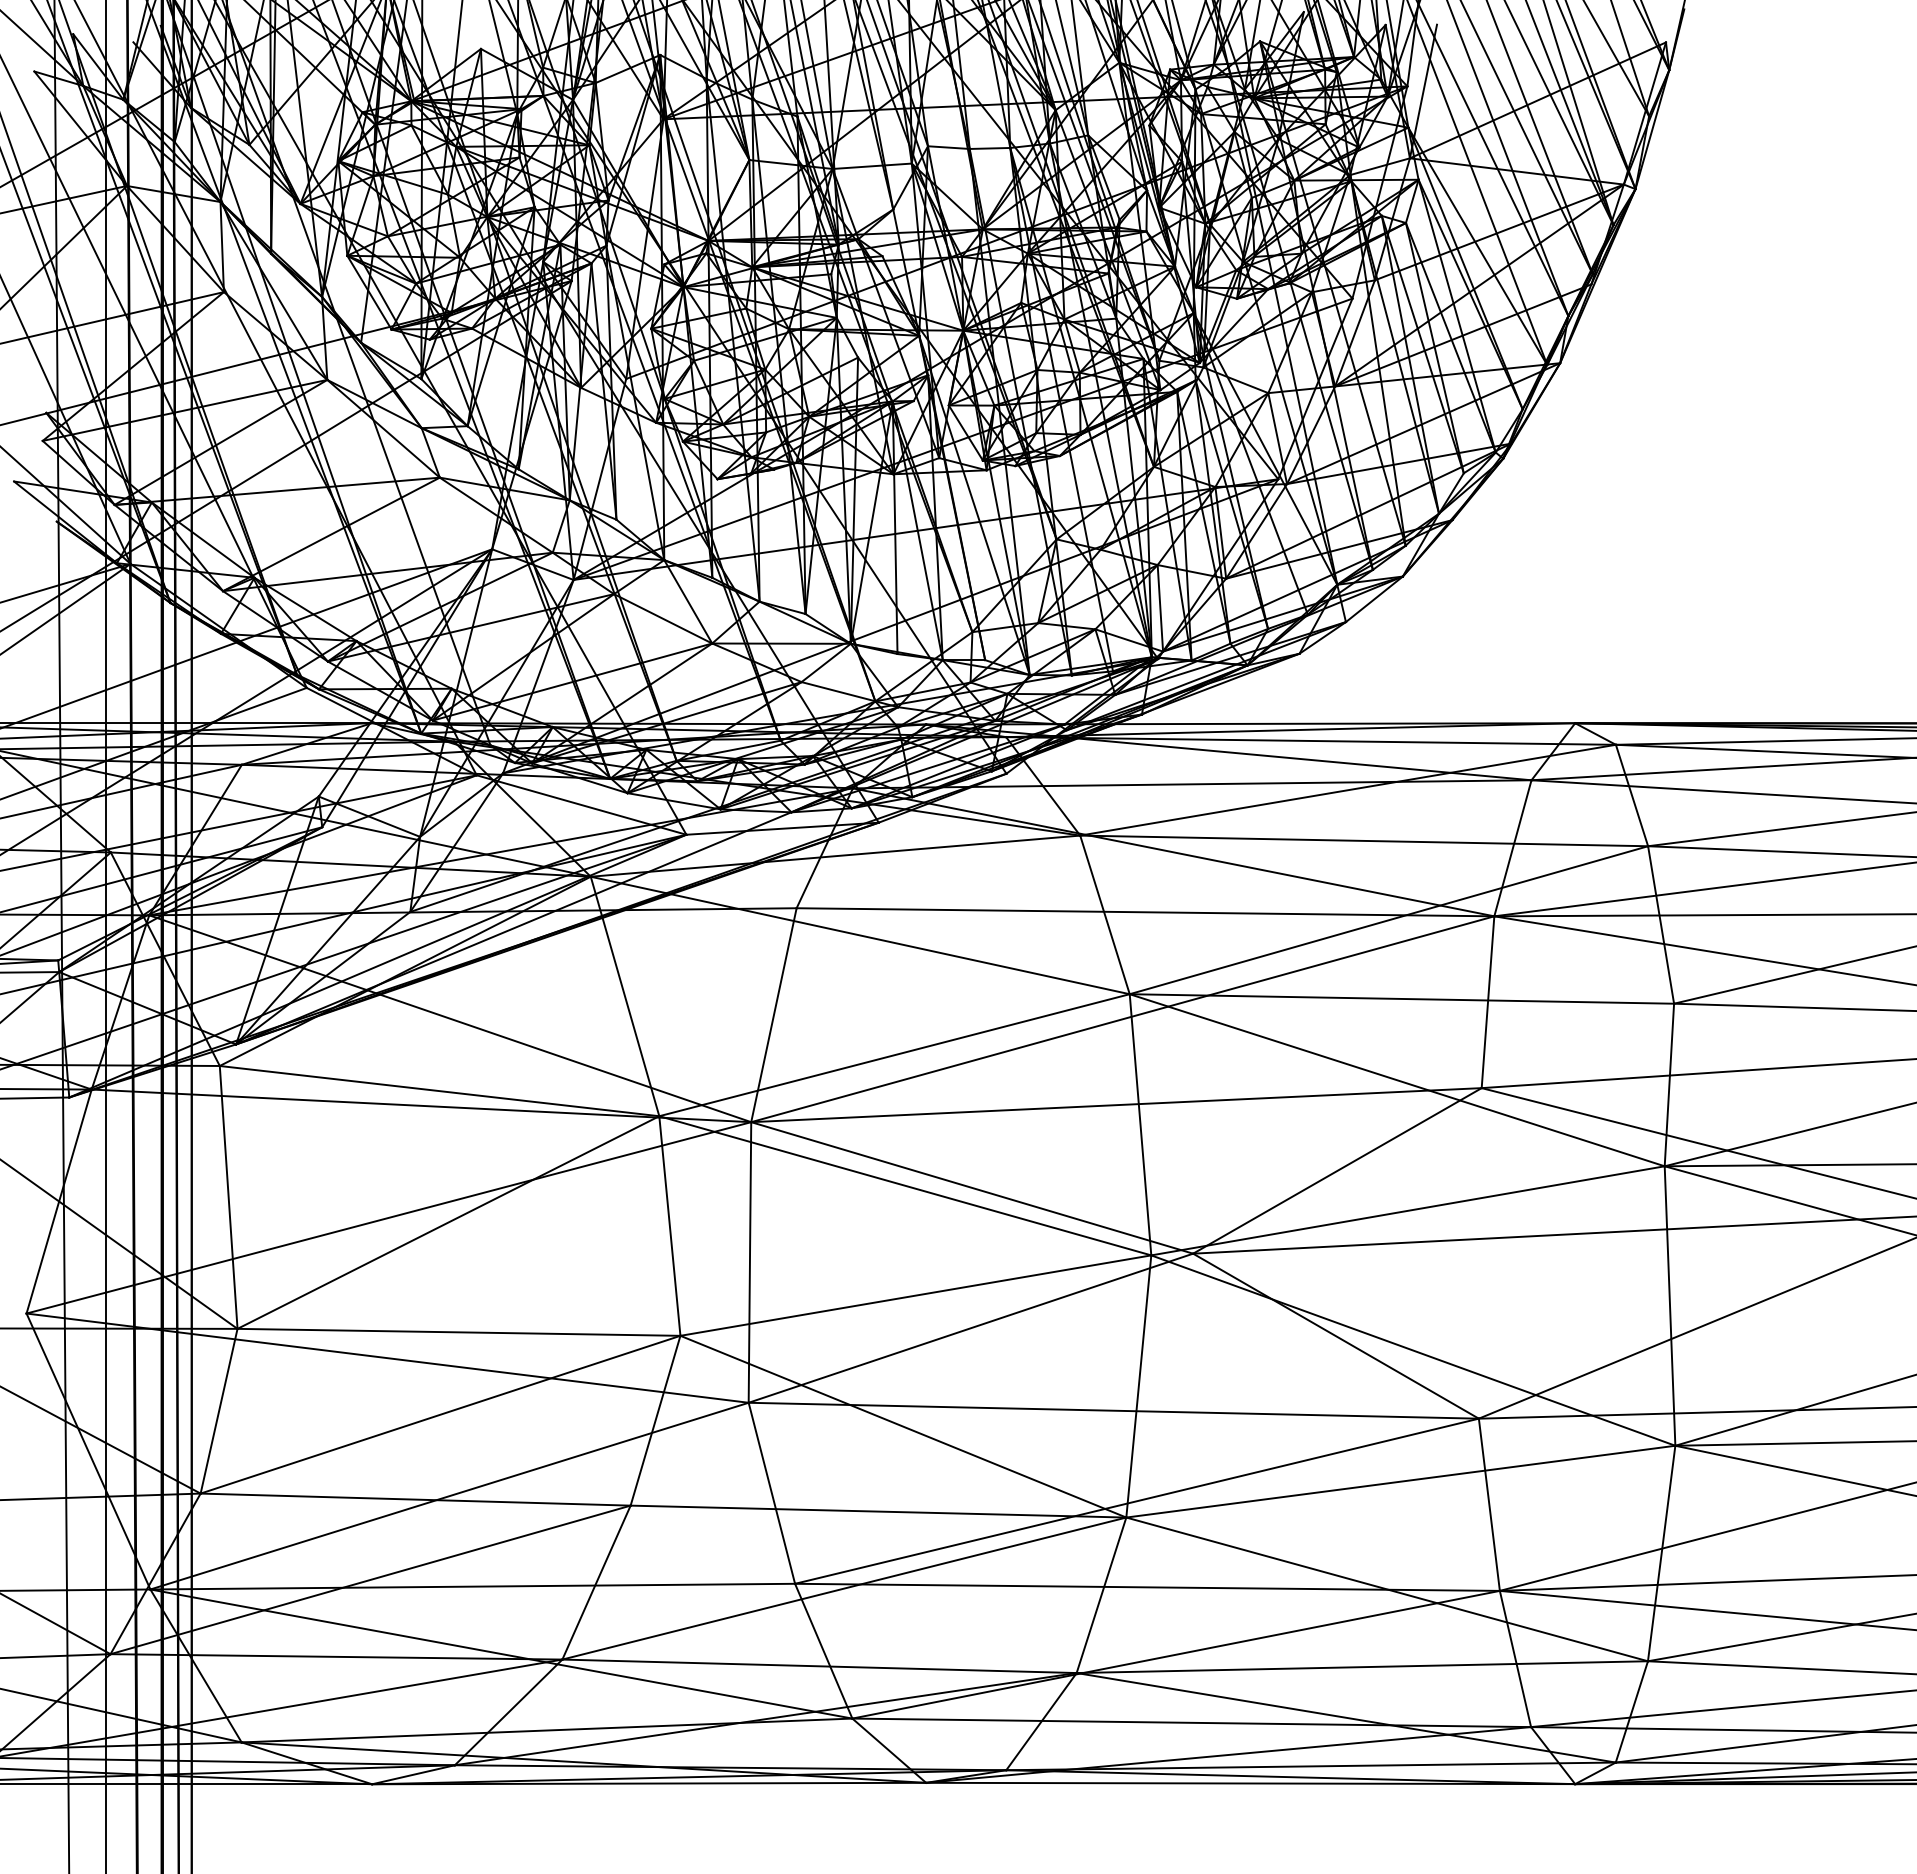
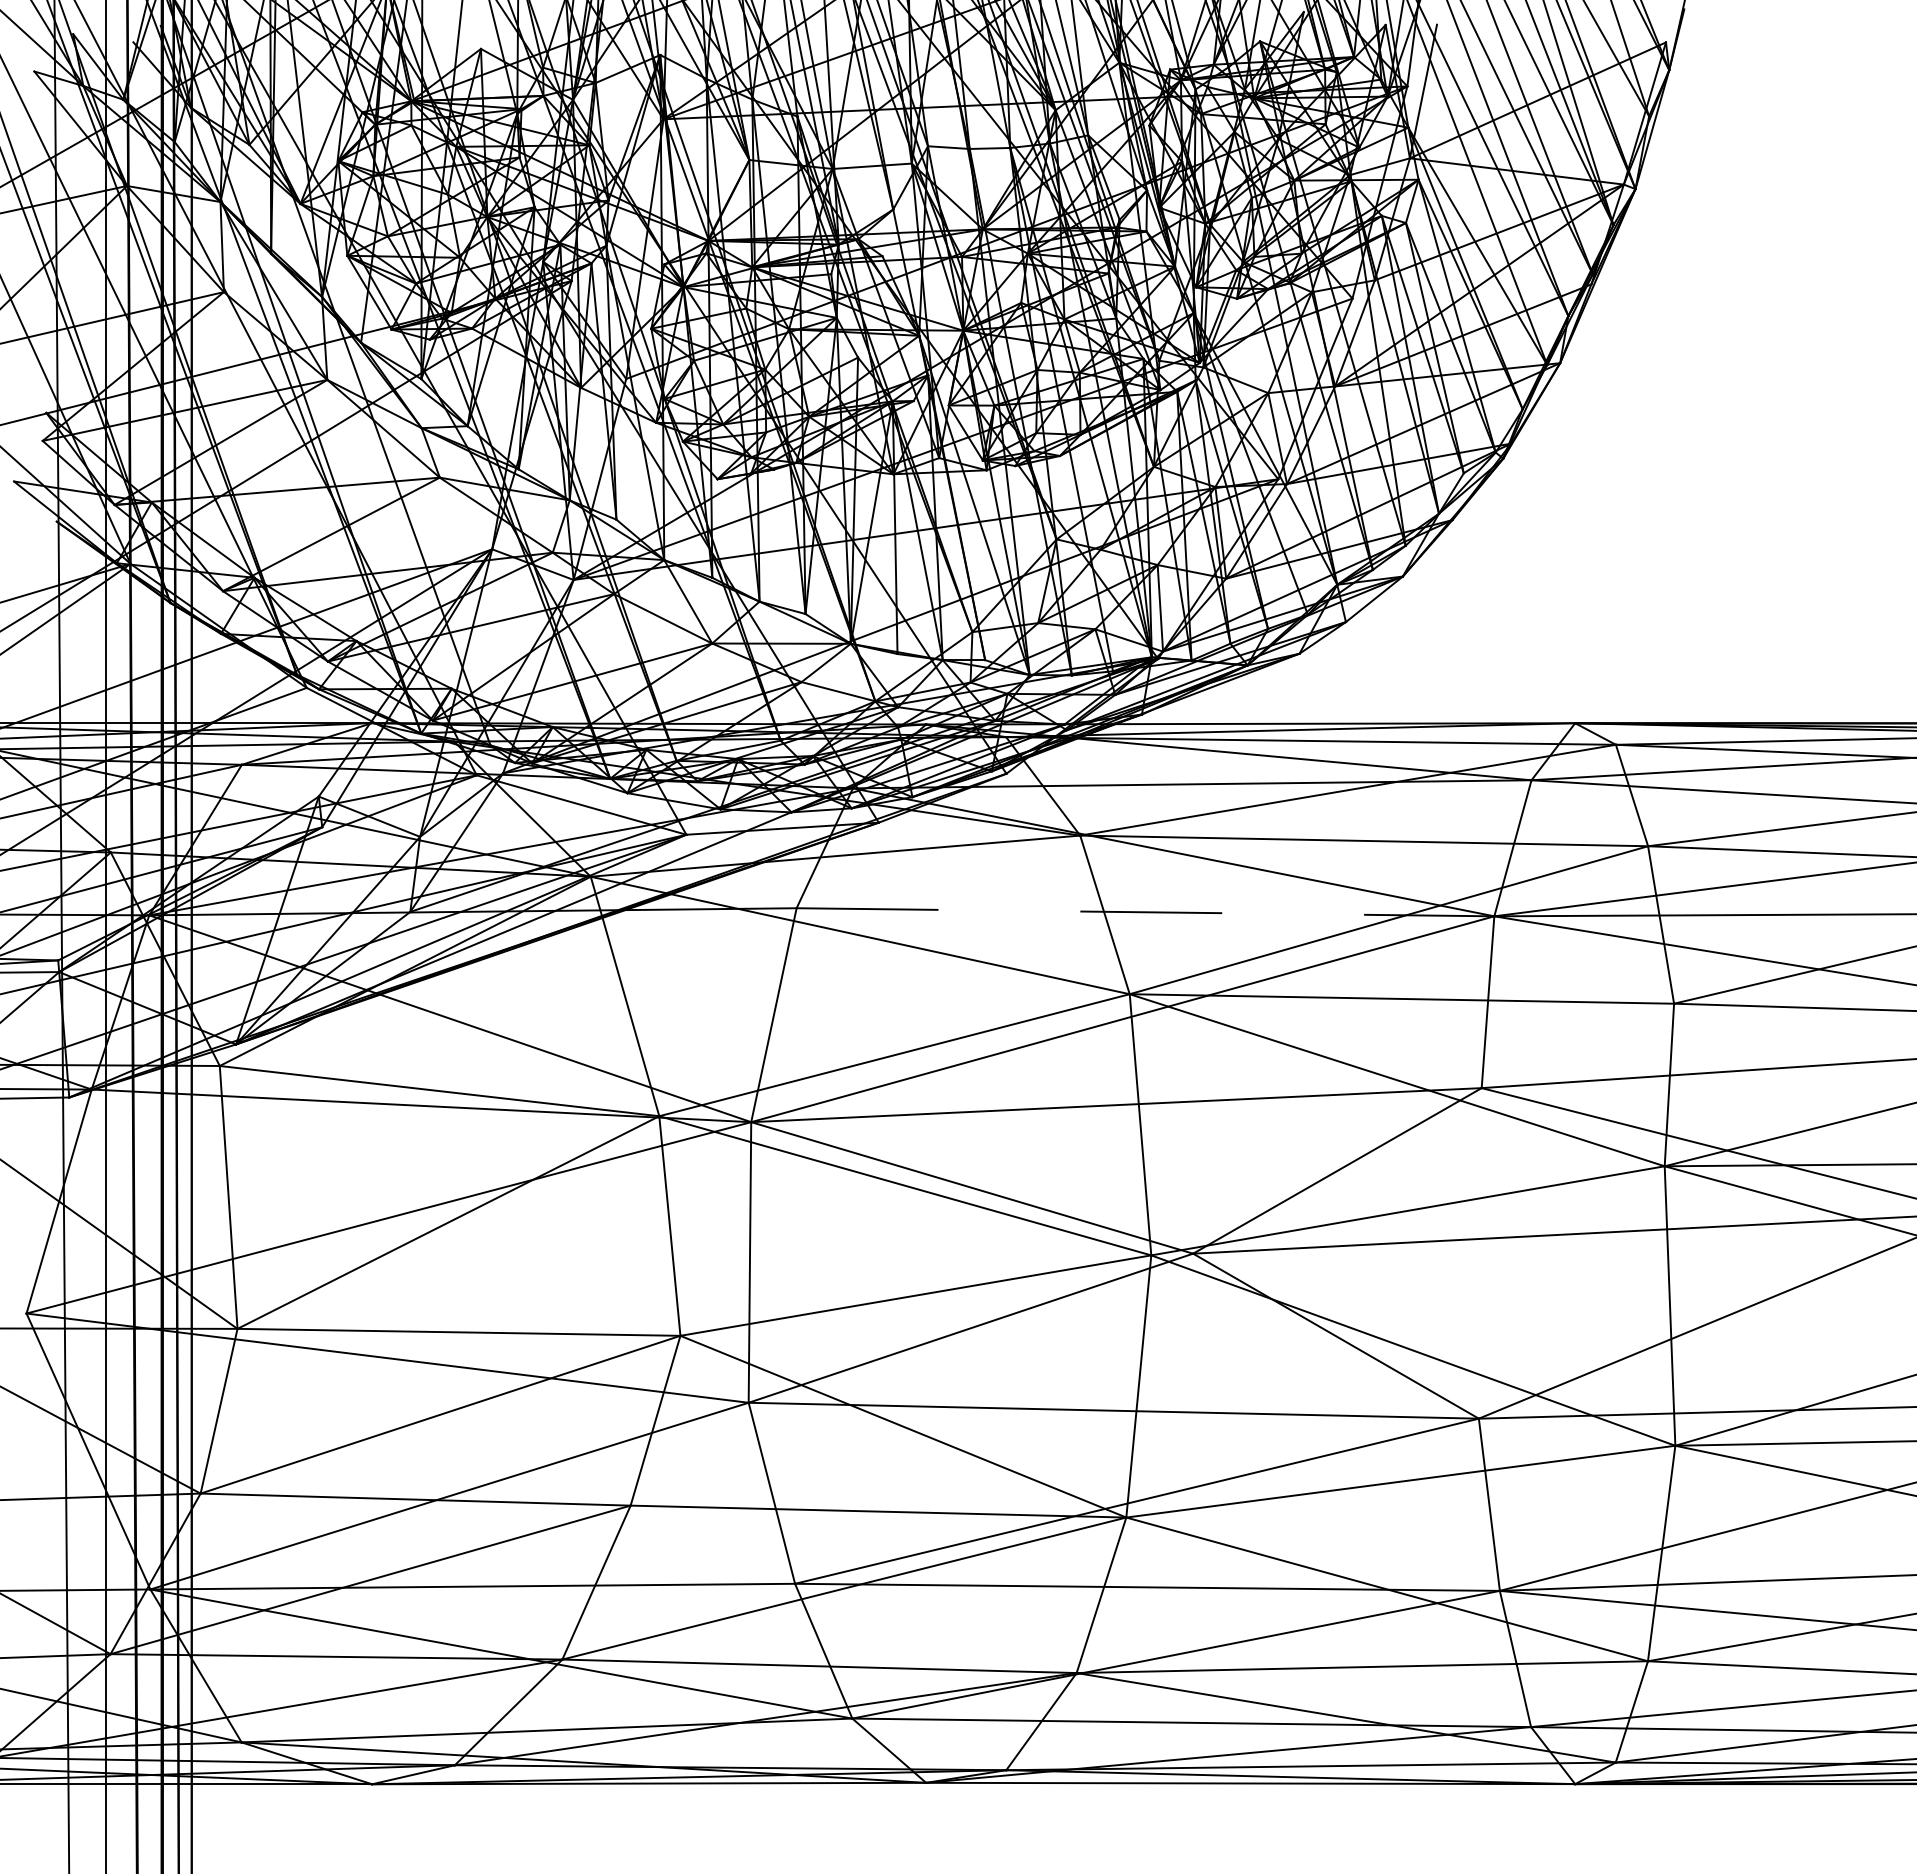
line: solid -> dashed (1145, 912)
